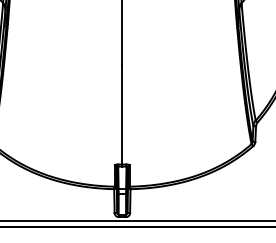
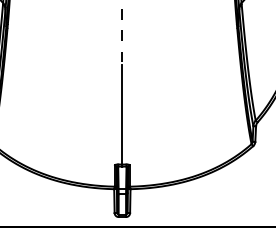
line: solid -> dashed (122, 33)
line: present -> none (137, 221)
